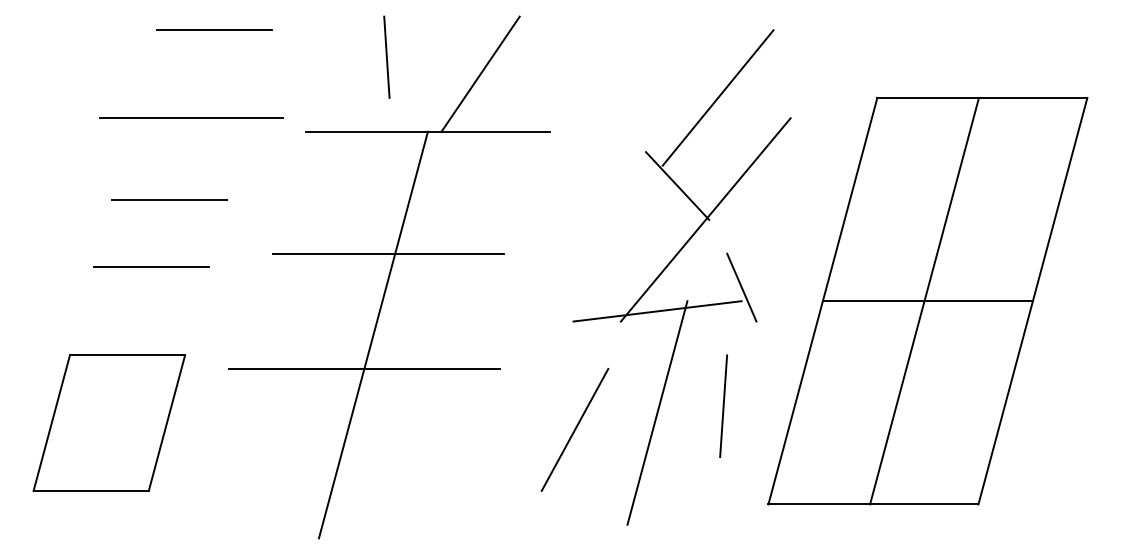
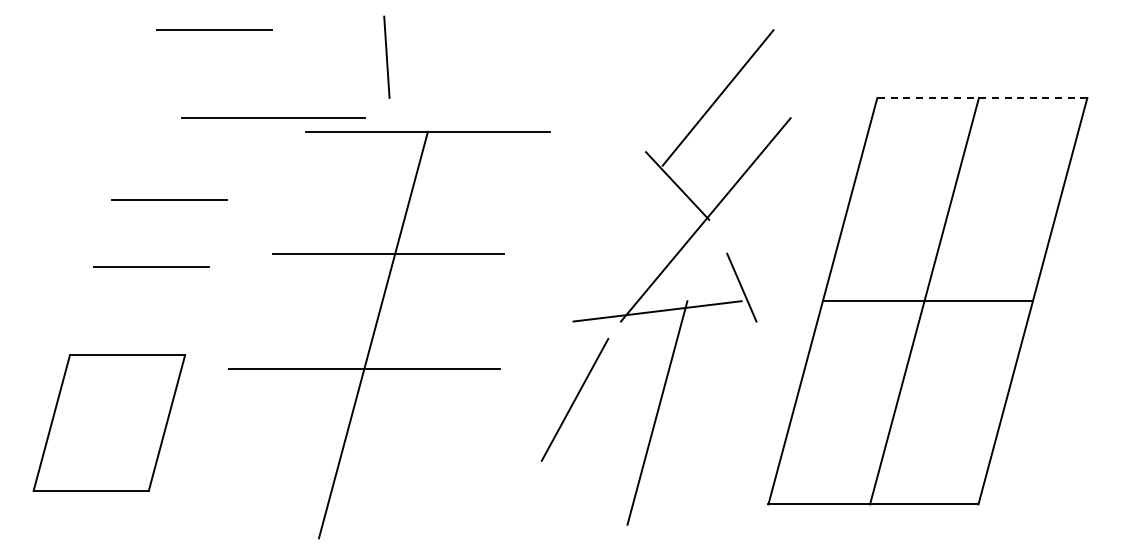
line: present -> none (480, 73)
line: solid -> dashed (981, 97)
line position: (191, 117) -> (273, 117) (273, 117)
line: present -> none (723, 406)
line position: (574, 429) -> (574, 399) (574, 399)
